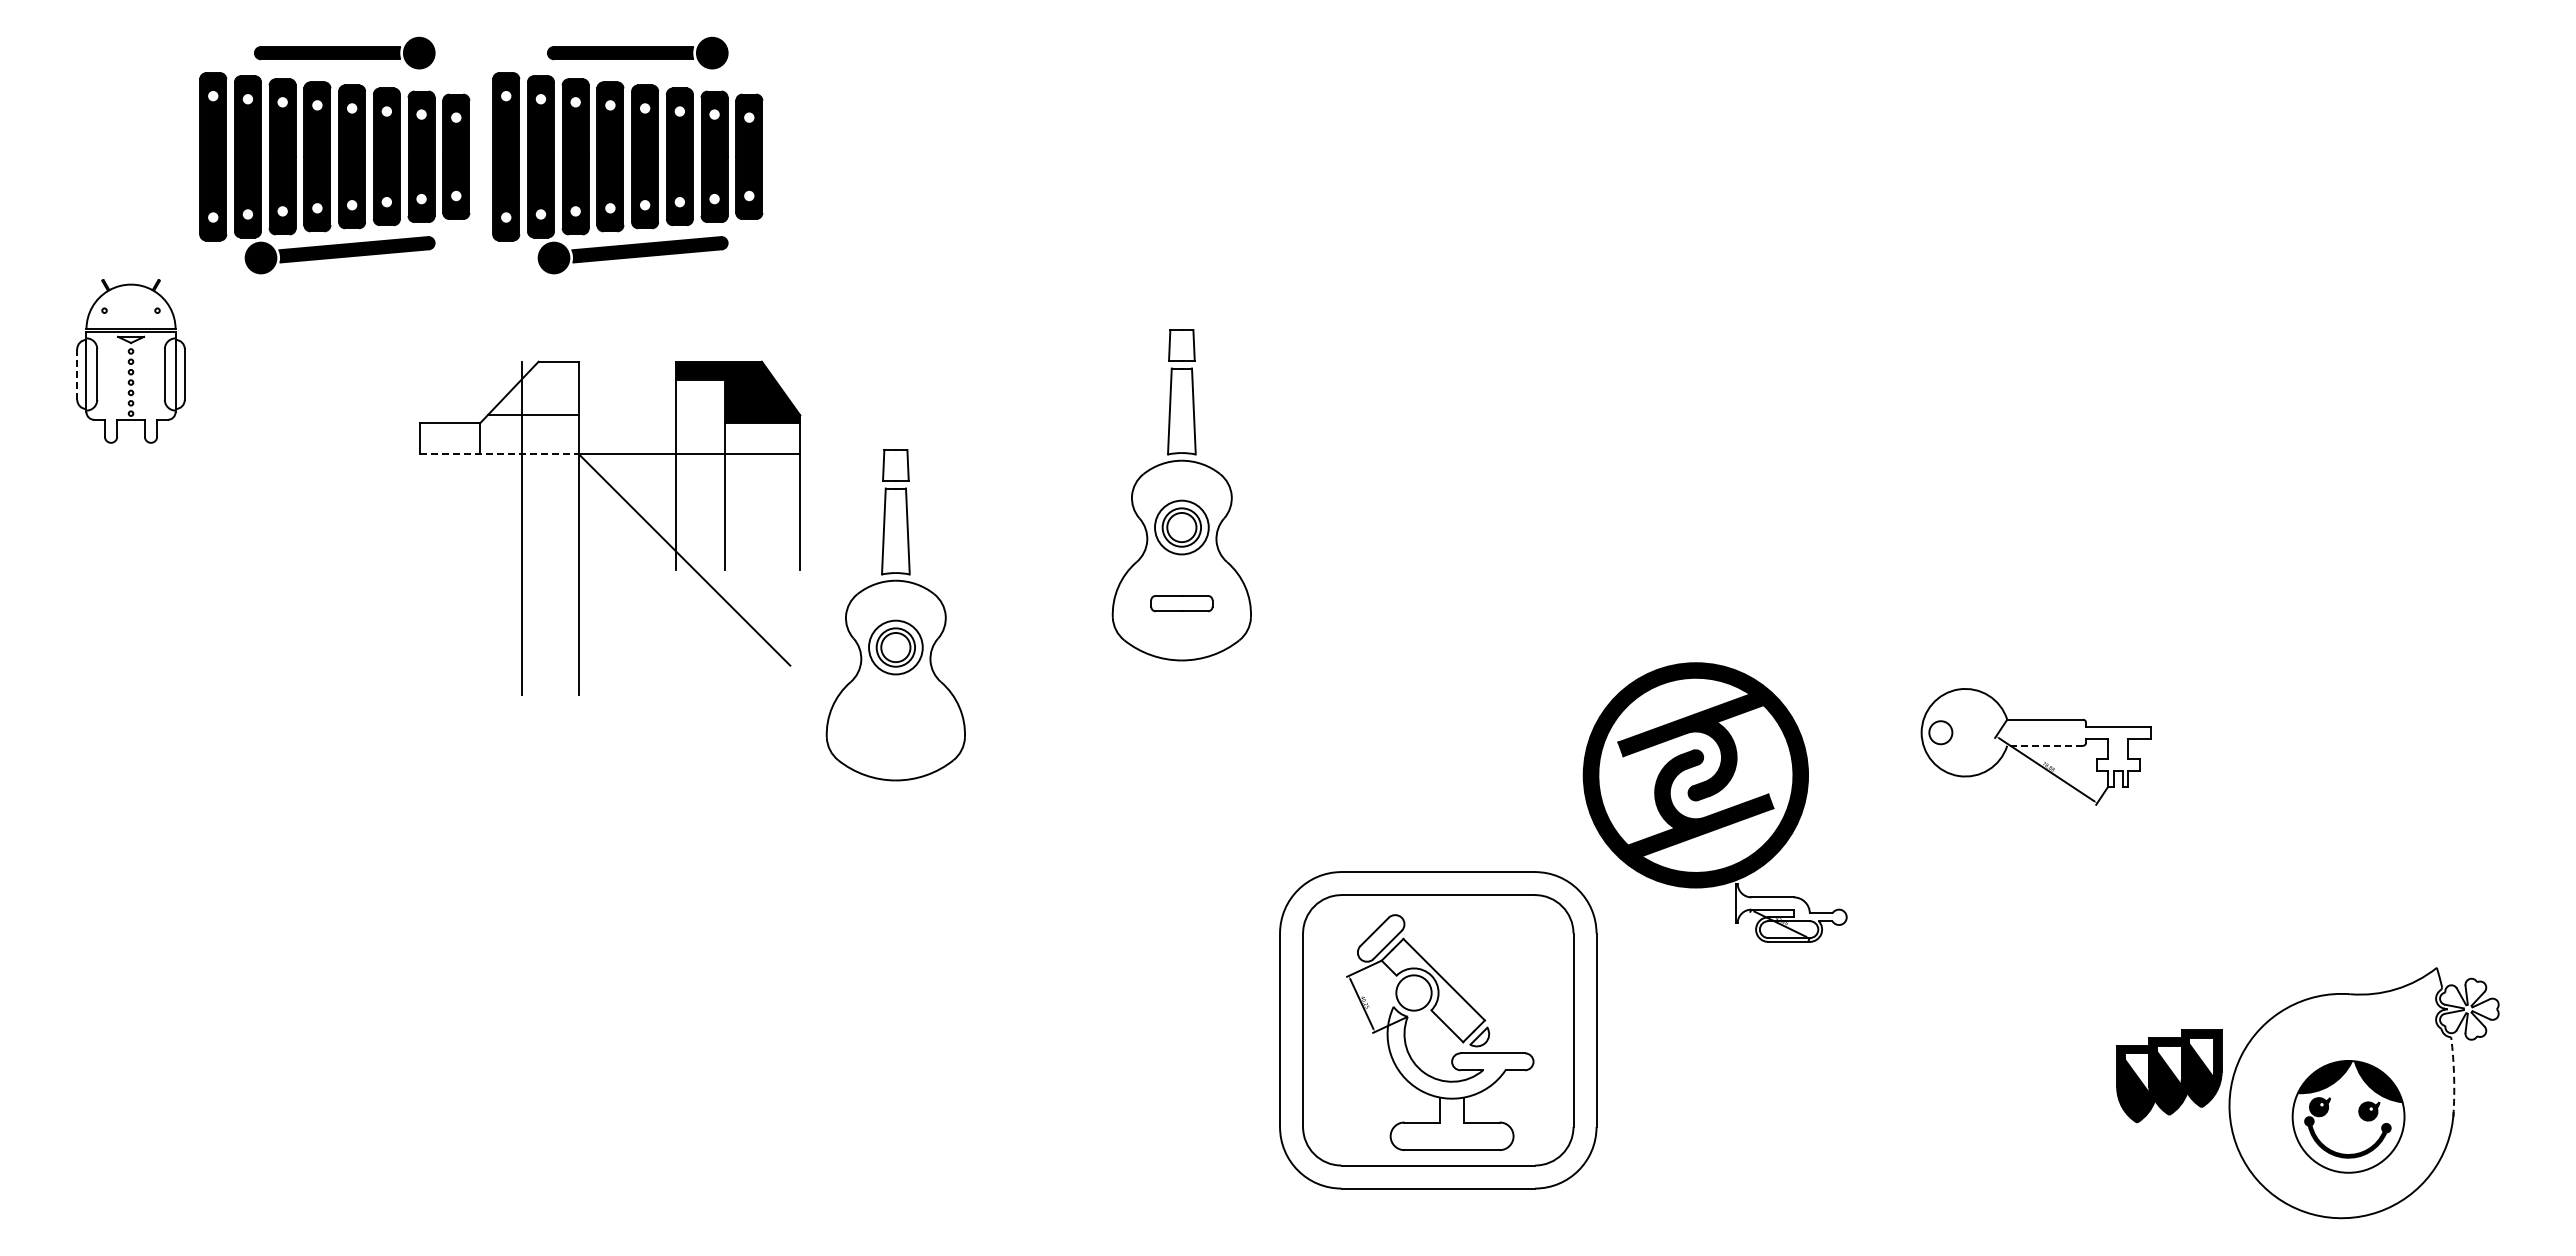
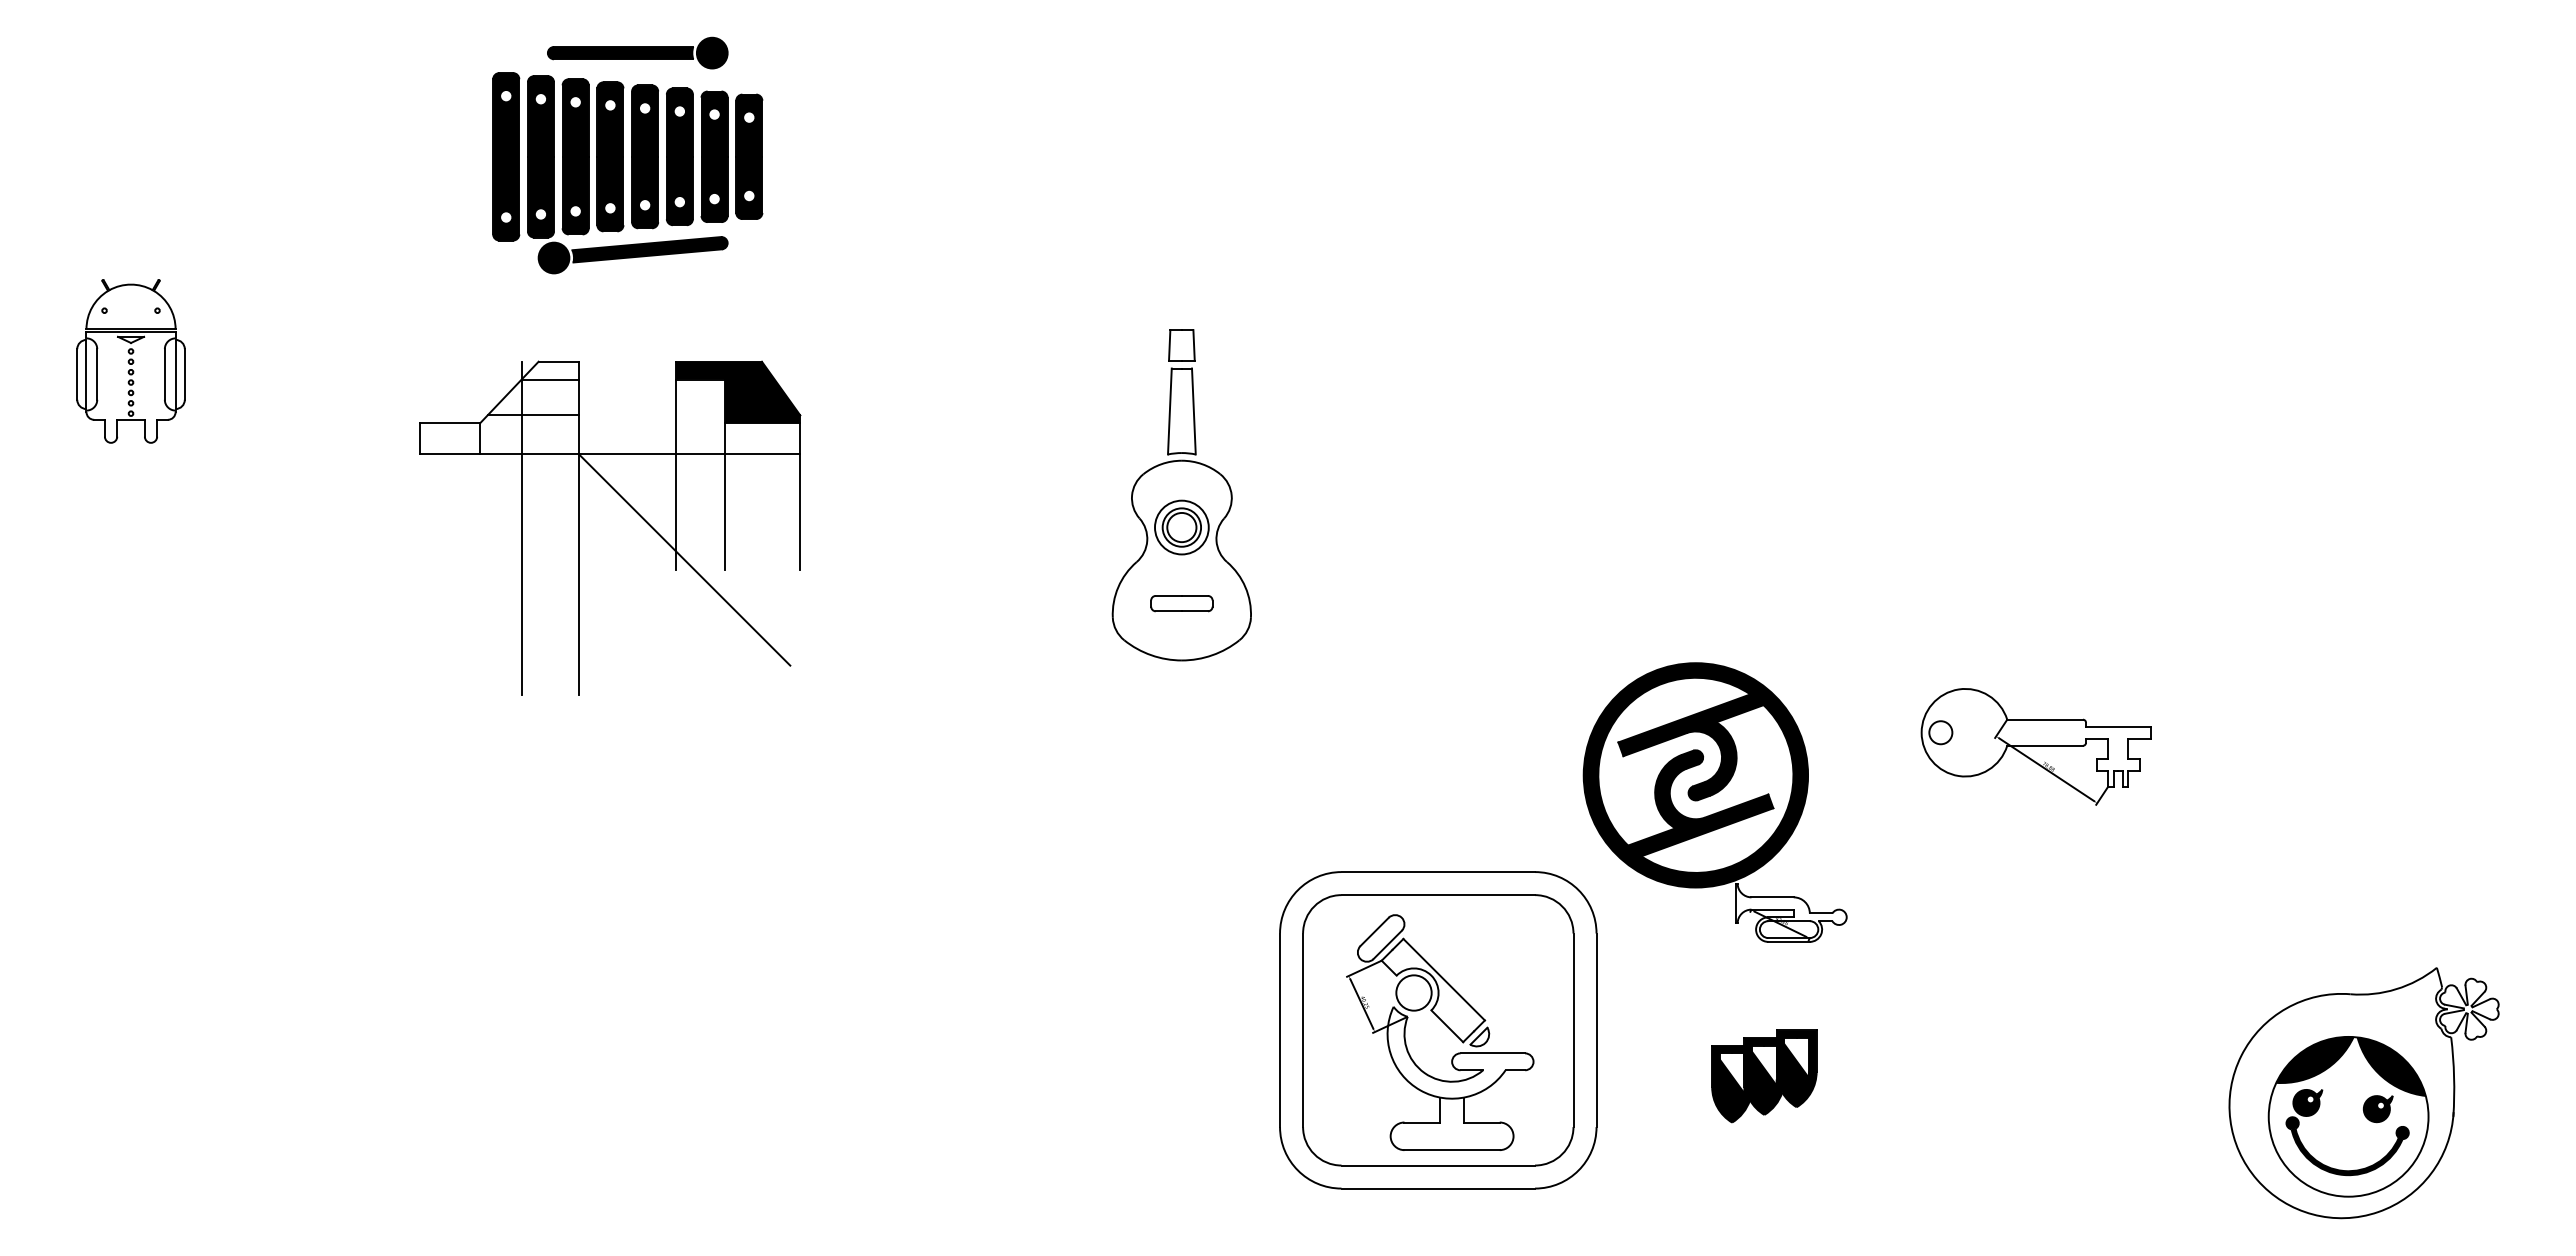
part: present -> none (334, 155)
line: dashed -> solid (77, 374)
line: none -> present (549, 379)
line: dashed -> solid (499, 453)
part: present -> none (895, 615)
line: dashed -> solid (2045, 745)
part position: (2169, 1076) -> (1764, 1076) (1764, 1076)
arc: dashed -> solid (2454, 1076)
part size: 115x114 px -> 163x162 px (2348, 1116)
